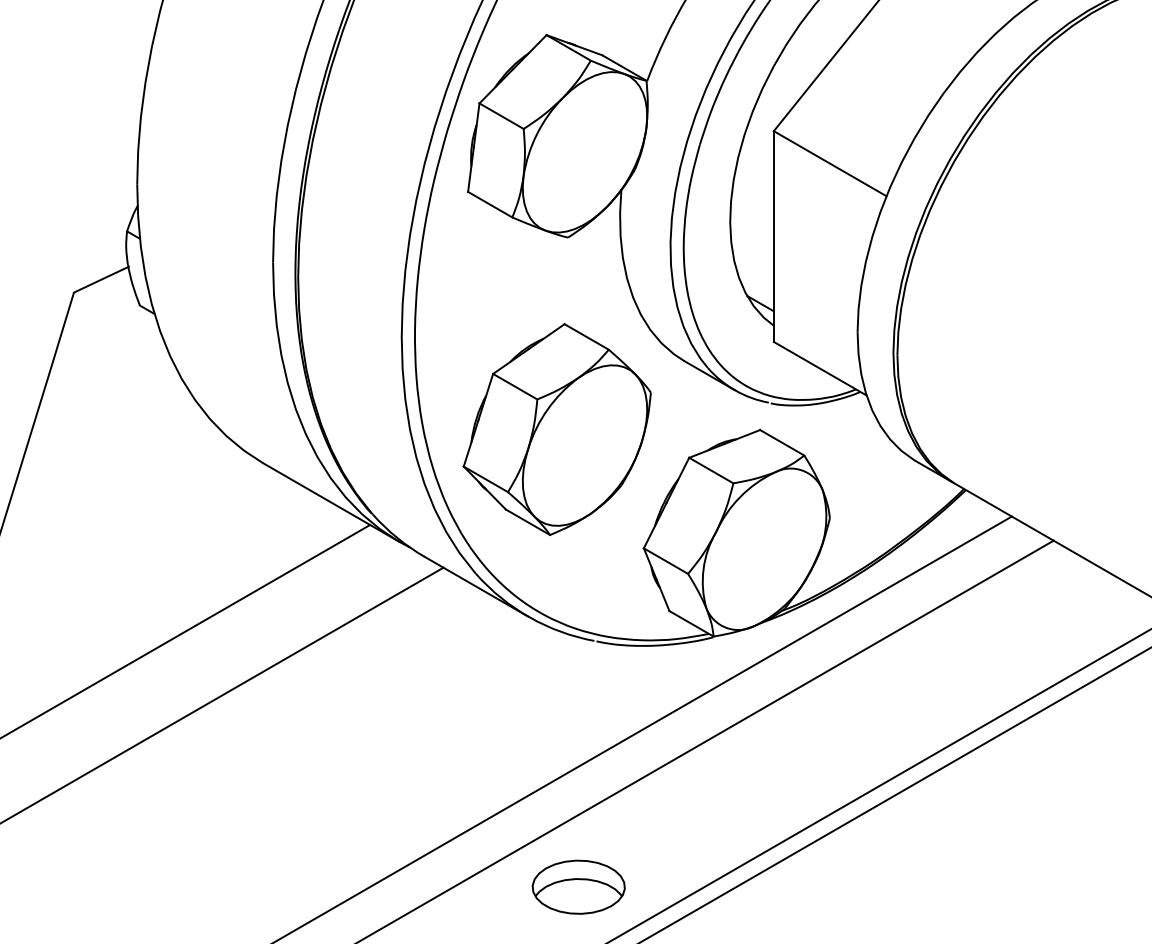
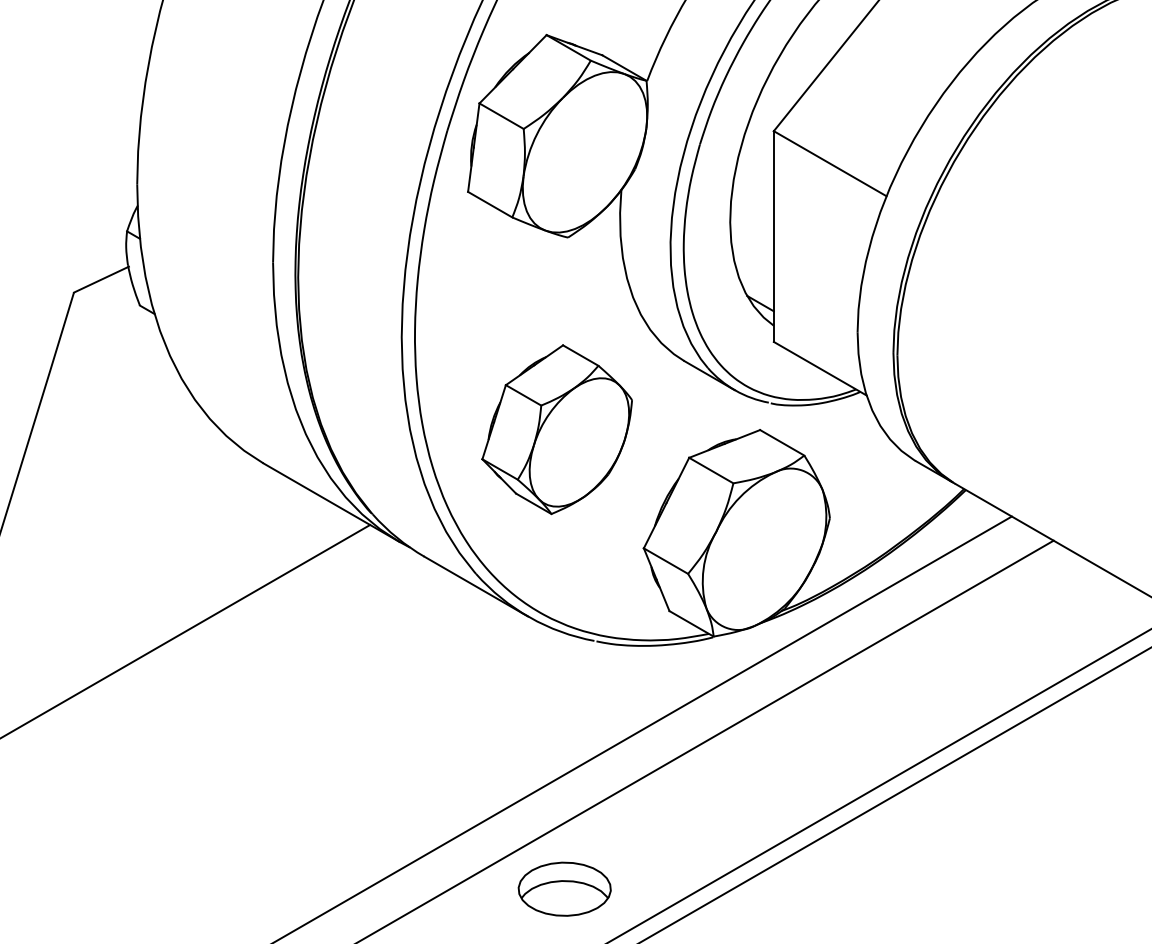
part size: 190x214 px -> 152x172 px (556, 429)
line: present -> none (222, 694)
part position: (578, 886) -> (564, 888) (564, 888)
